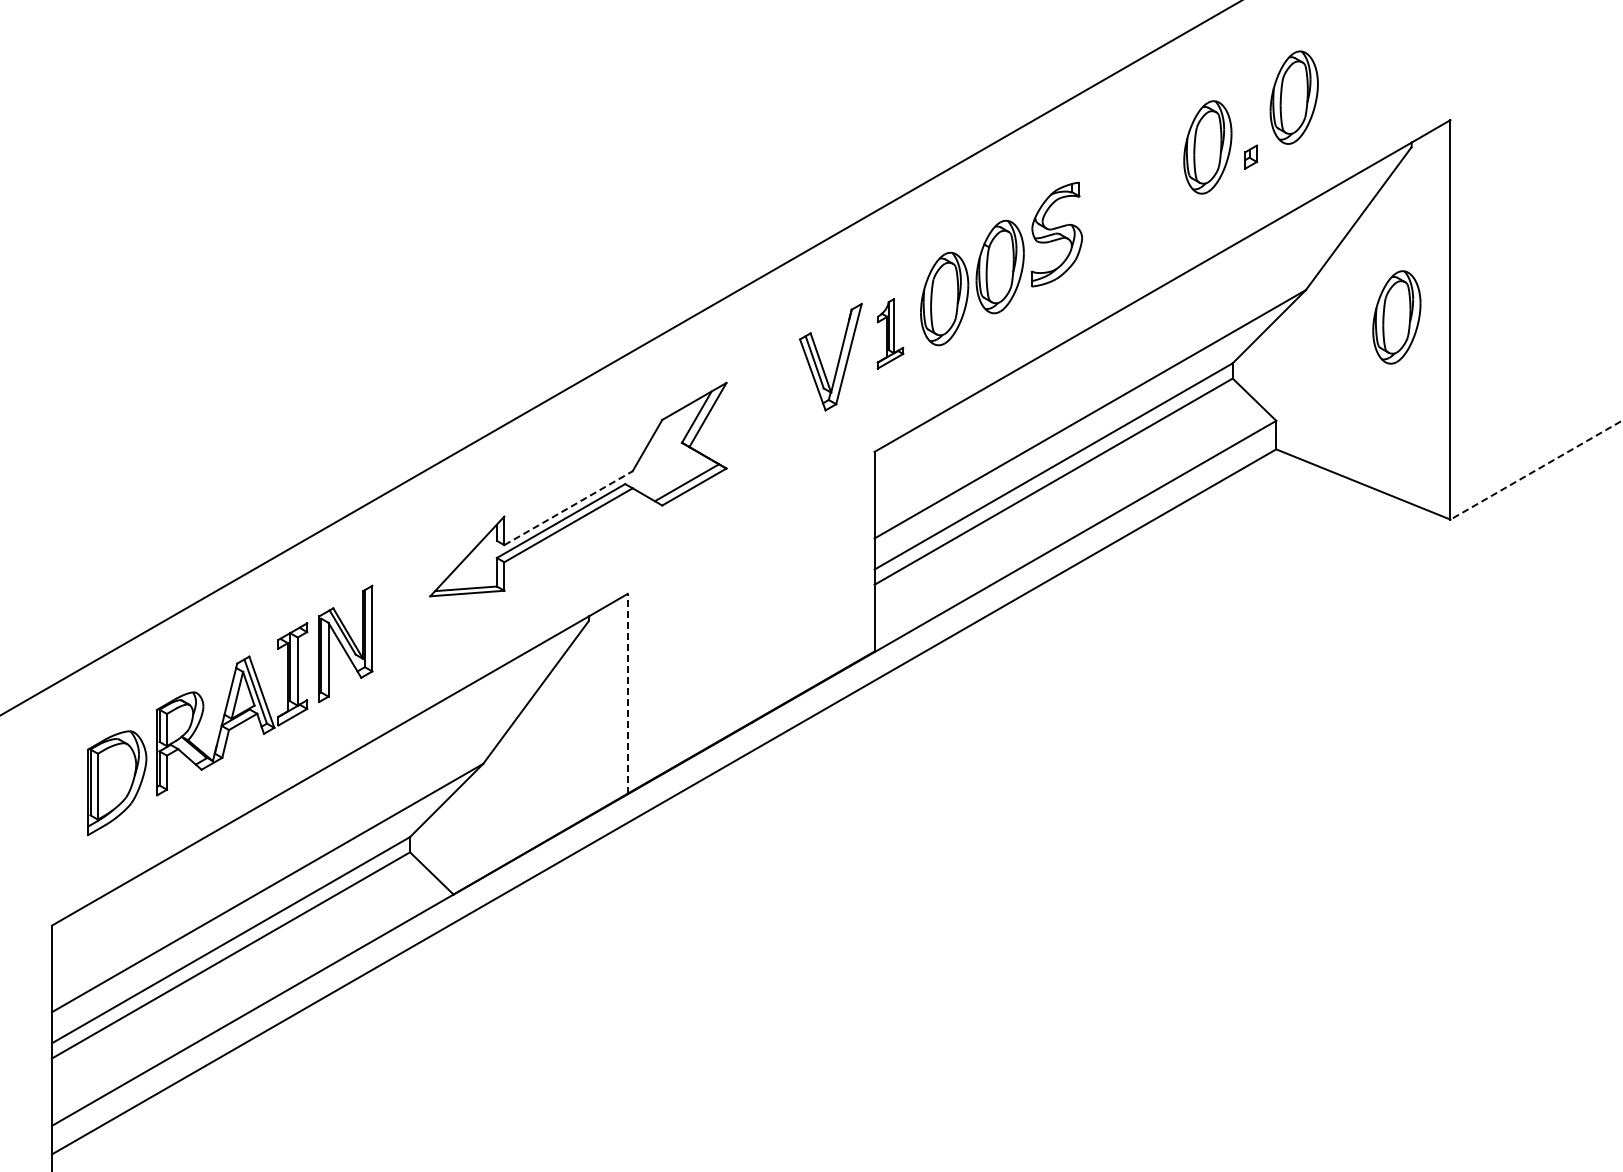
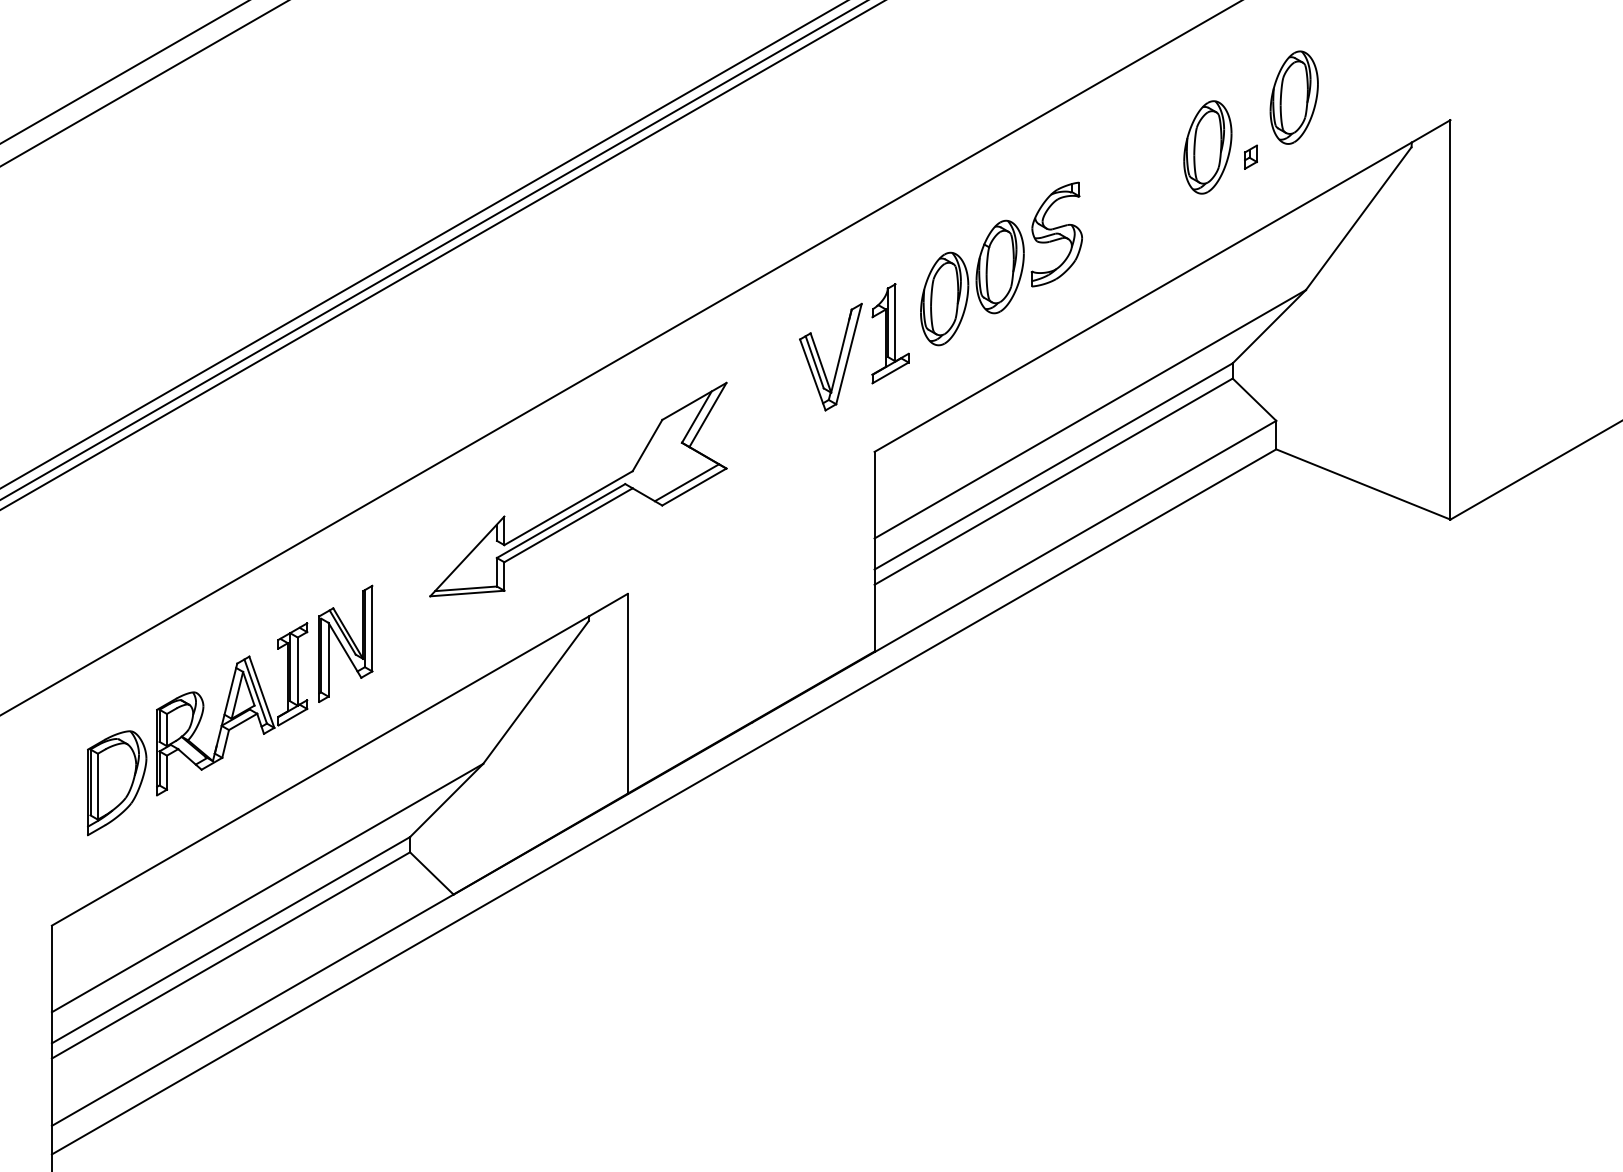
line: none -> present (124, 72)
line: none -> present (143, 83)
line: none -> present (423, 244)
line: none -> present (433, 250)
line: none -> present (442, 255)
part: present -> none (1396, 317)
part size: 29x72 px -> 39x102 px (890, 333)
line: dashed -> solid (1536, 470)
line: dashed -> solid (568, 507)
line: dashed -> solid (627, 693)
